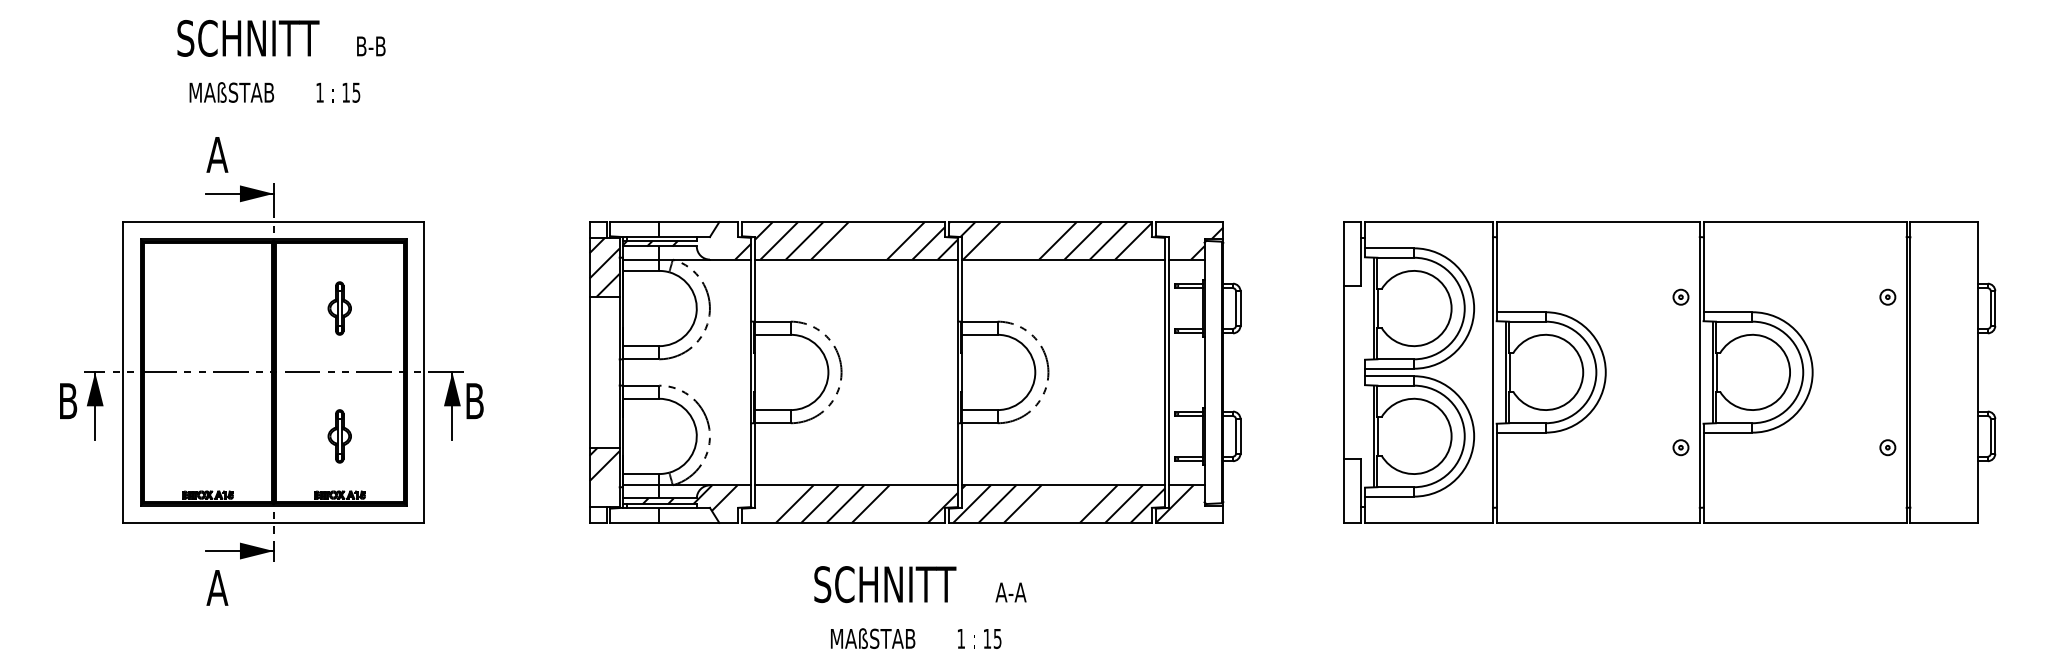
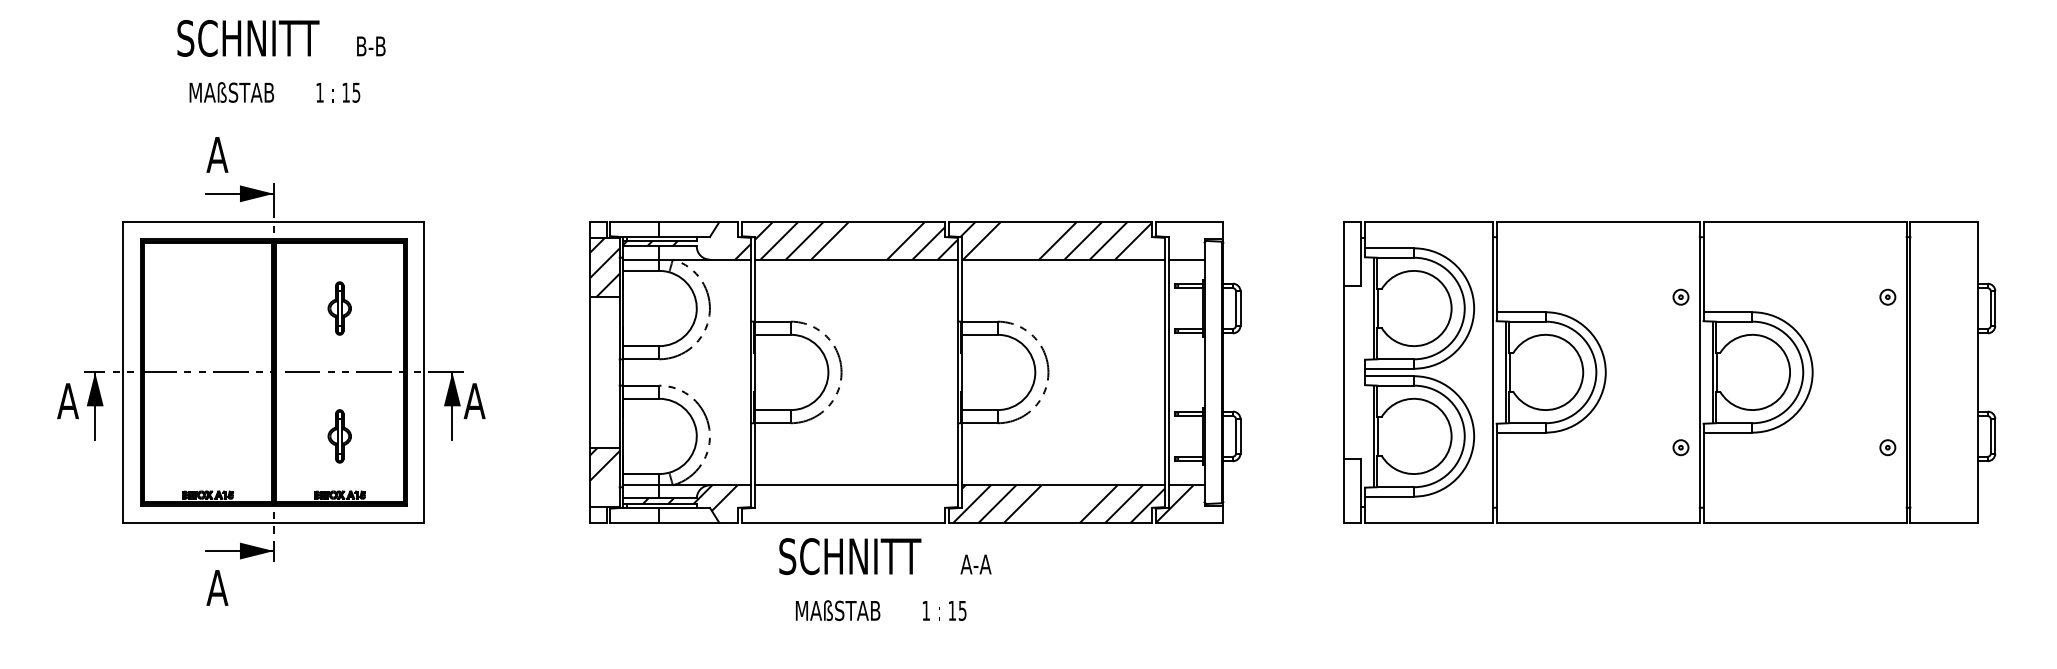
hatch: present -> none (1207, 243)
text: B -> A (67, 401)
text: B -> A (474, 401)
hatch: present -> none (866, 503)
text position: (920, 607) -> (885, 579) (885, 579)
